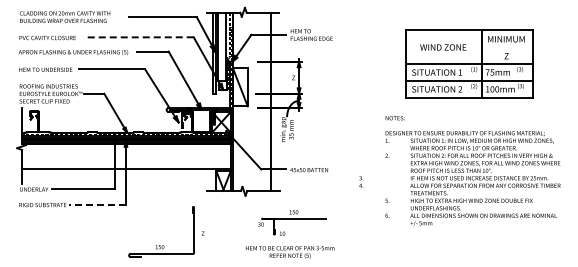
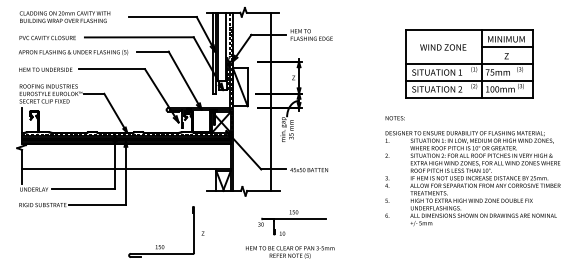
line: dashed -> solid (138, 37)
line: none -> present (507, 47)
text position: (361, 181) -> (387, 181) (387, 181)
line: dashed -> solid (97, 204)
